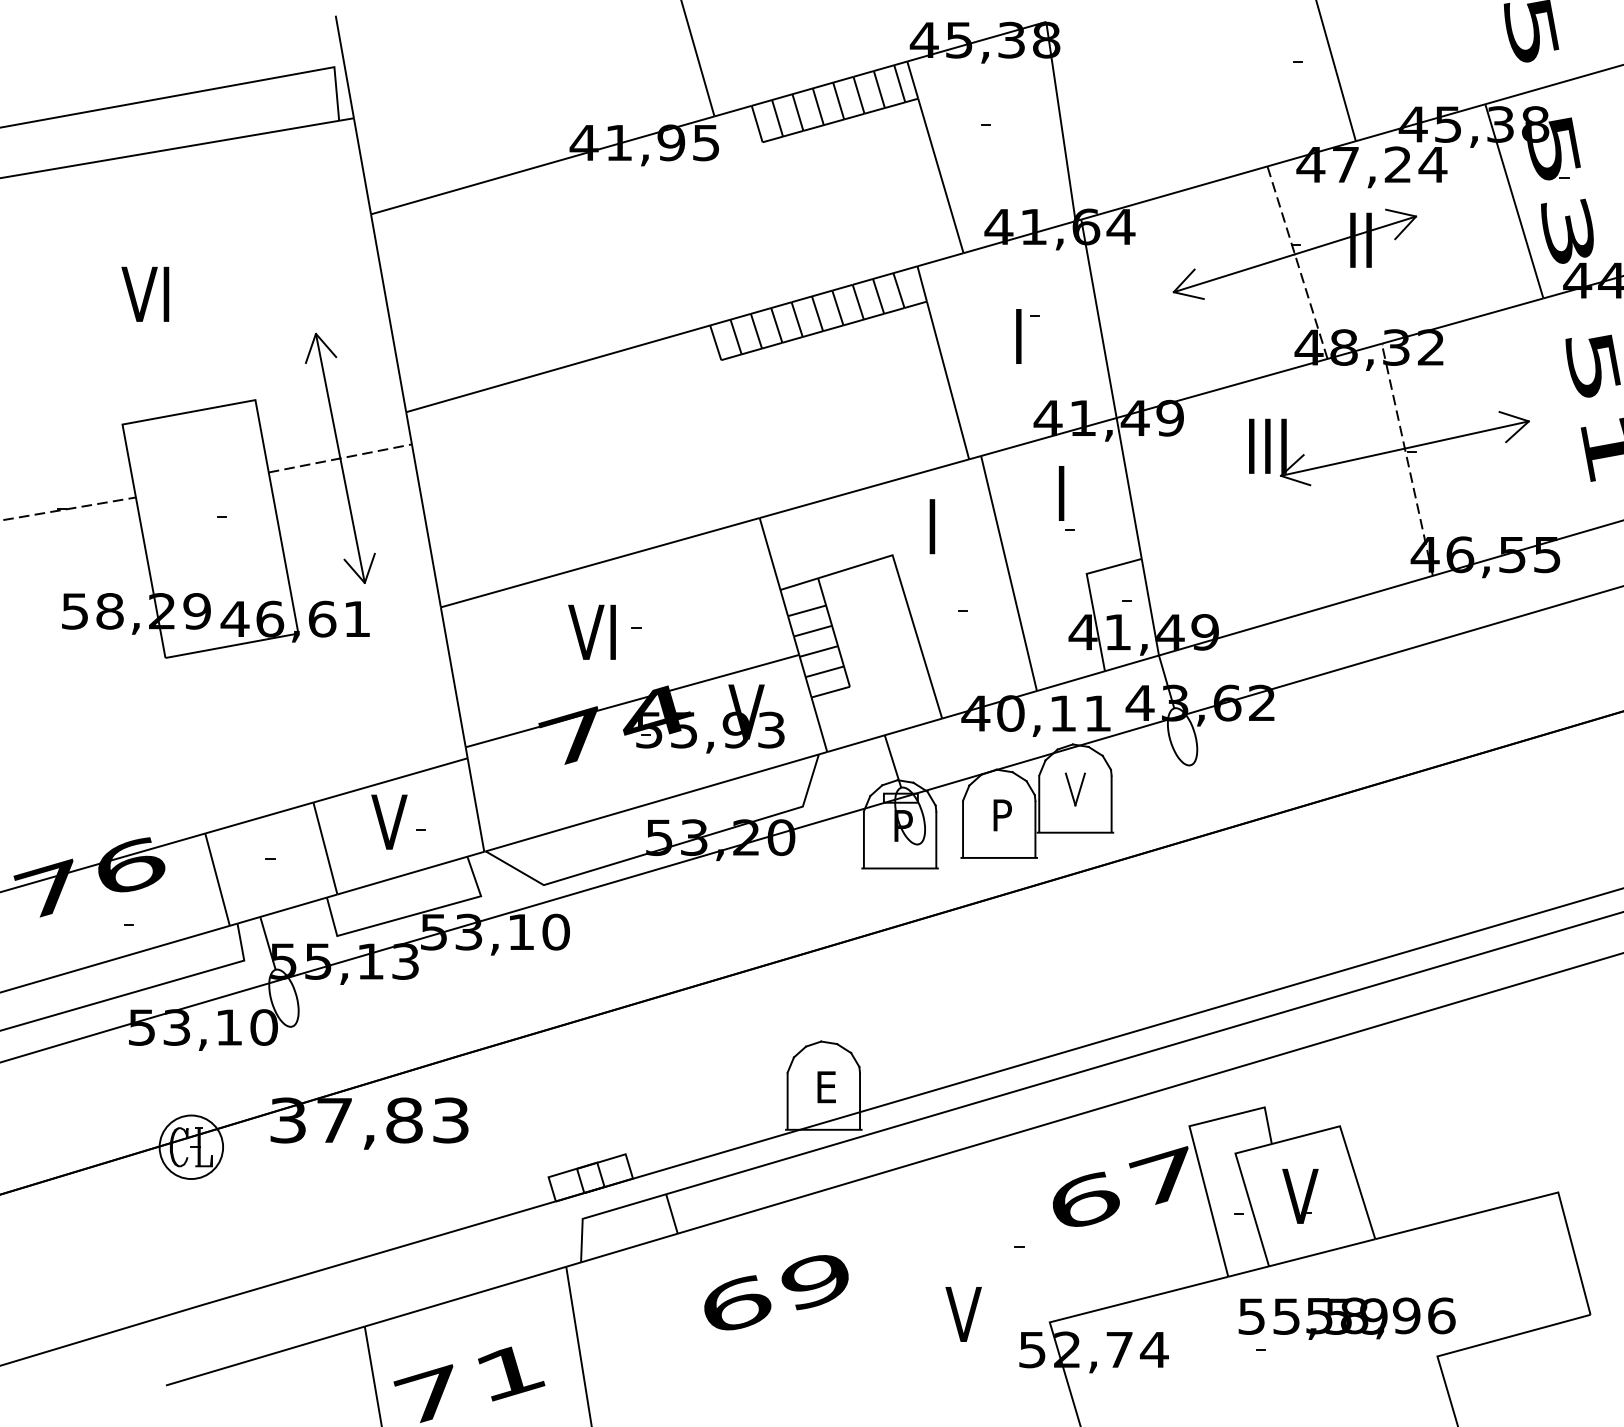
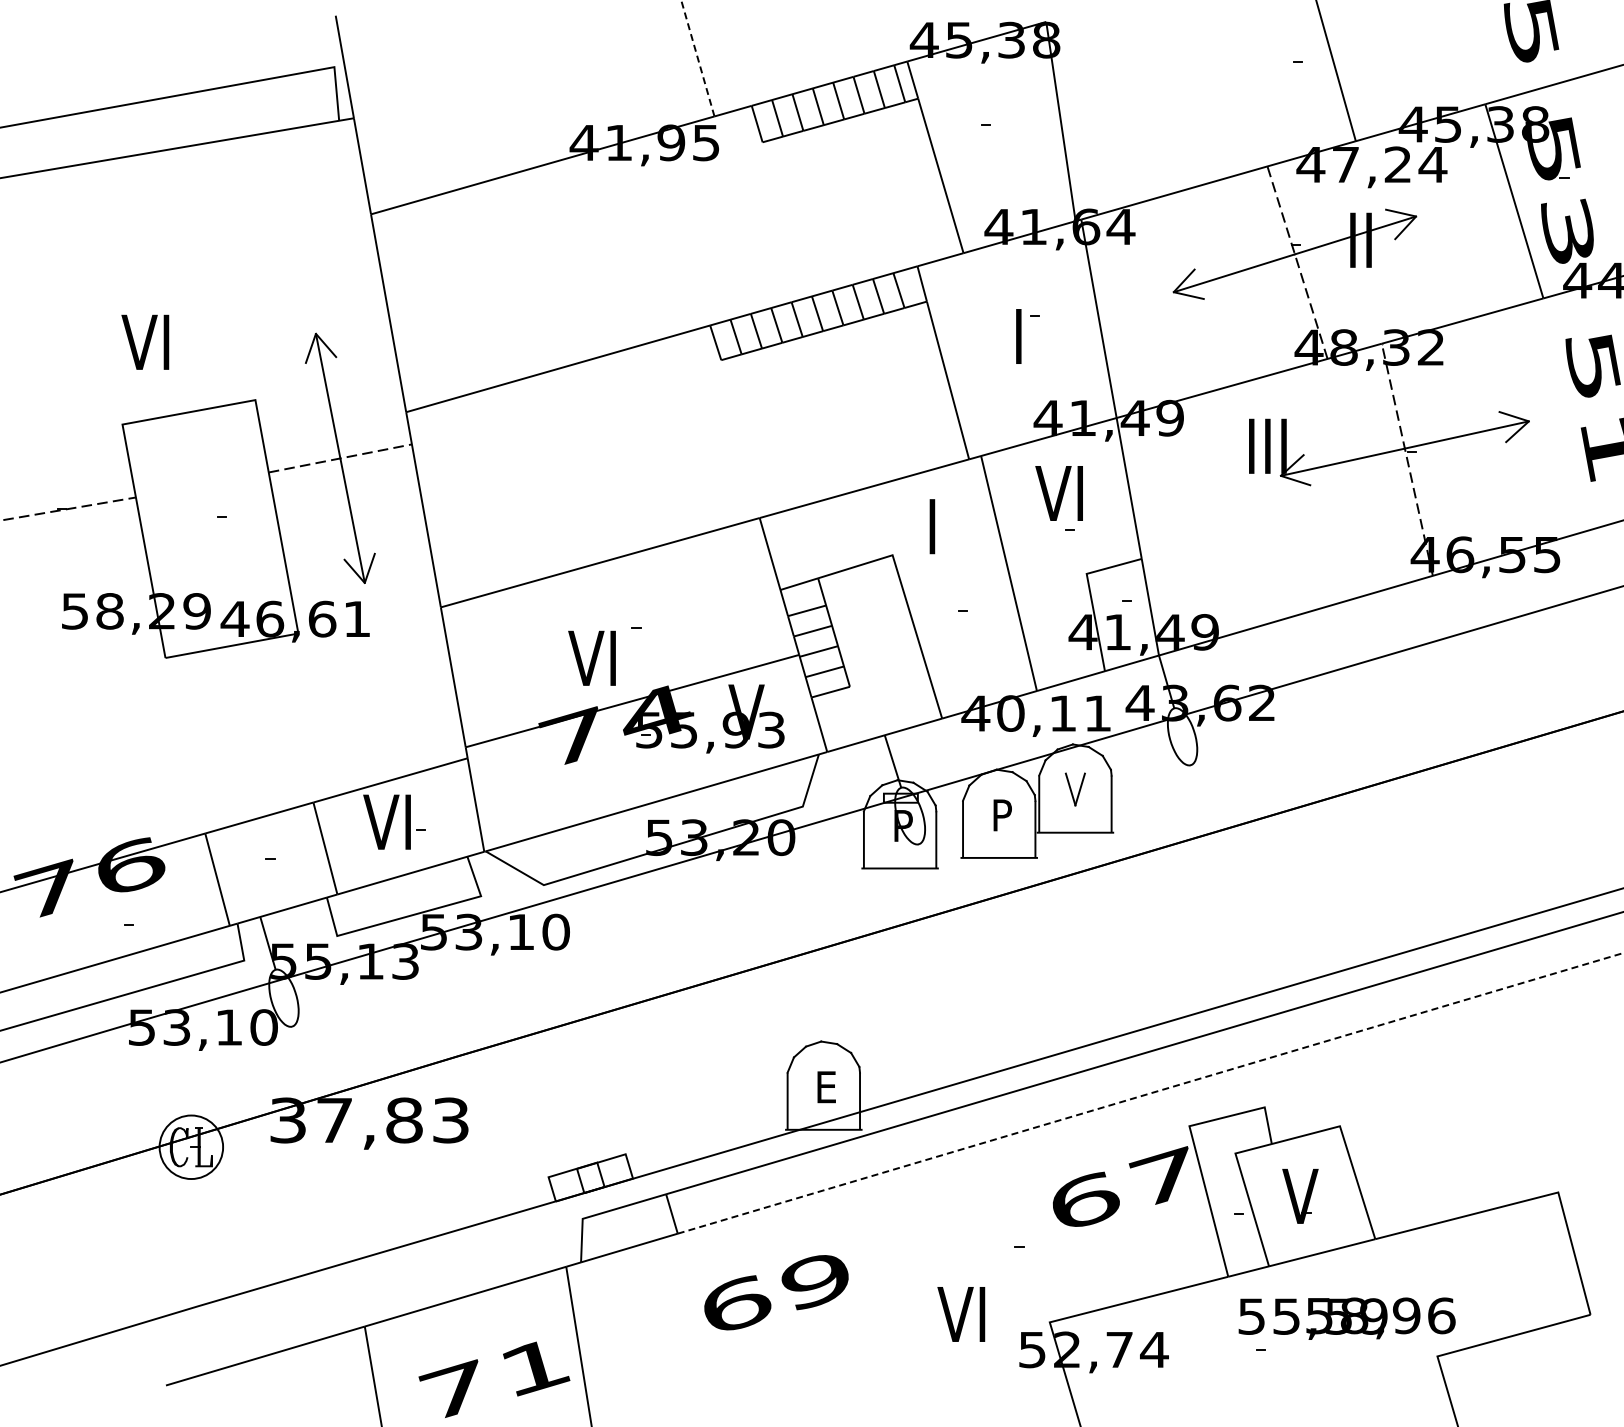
line: solid -> dashed (697, 58)
text position: (145, 293) -> (145, 341) (145, 341)
text: I -> VI (1058, 493)
text position: (591, 631) -> (591, 657) (591, 657)
text: V -> VI (386, 821)
line: solid -> dashed (1150, 1093)
text: V -> VI (961, 1314)
text position: (469, 1384) -> (494, 1379) (494, 1379)
